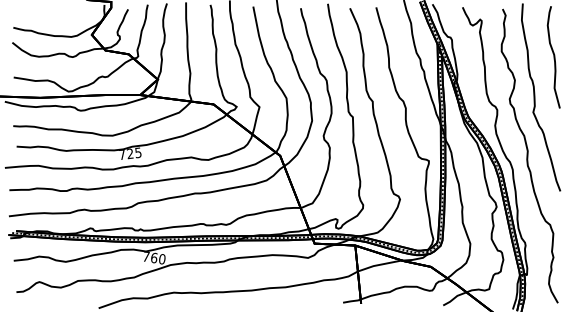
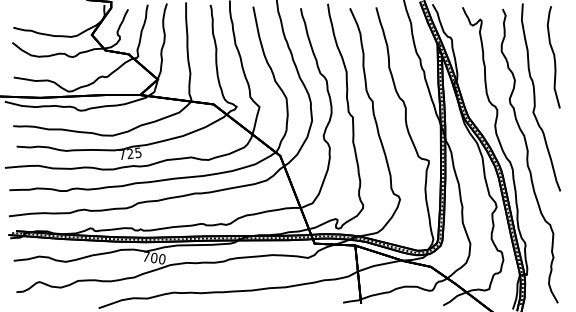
text: 760 -> 700 (154, 257)
